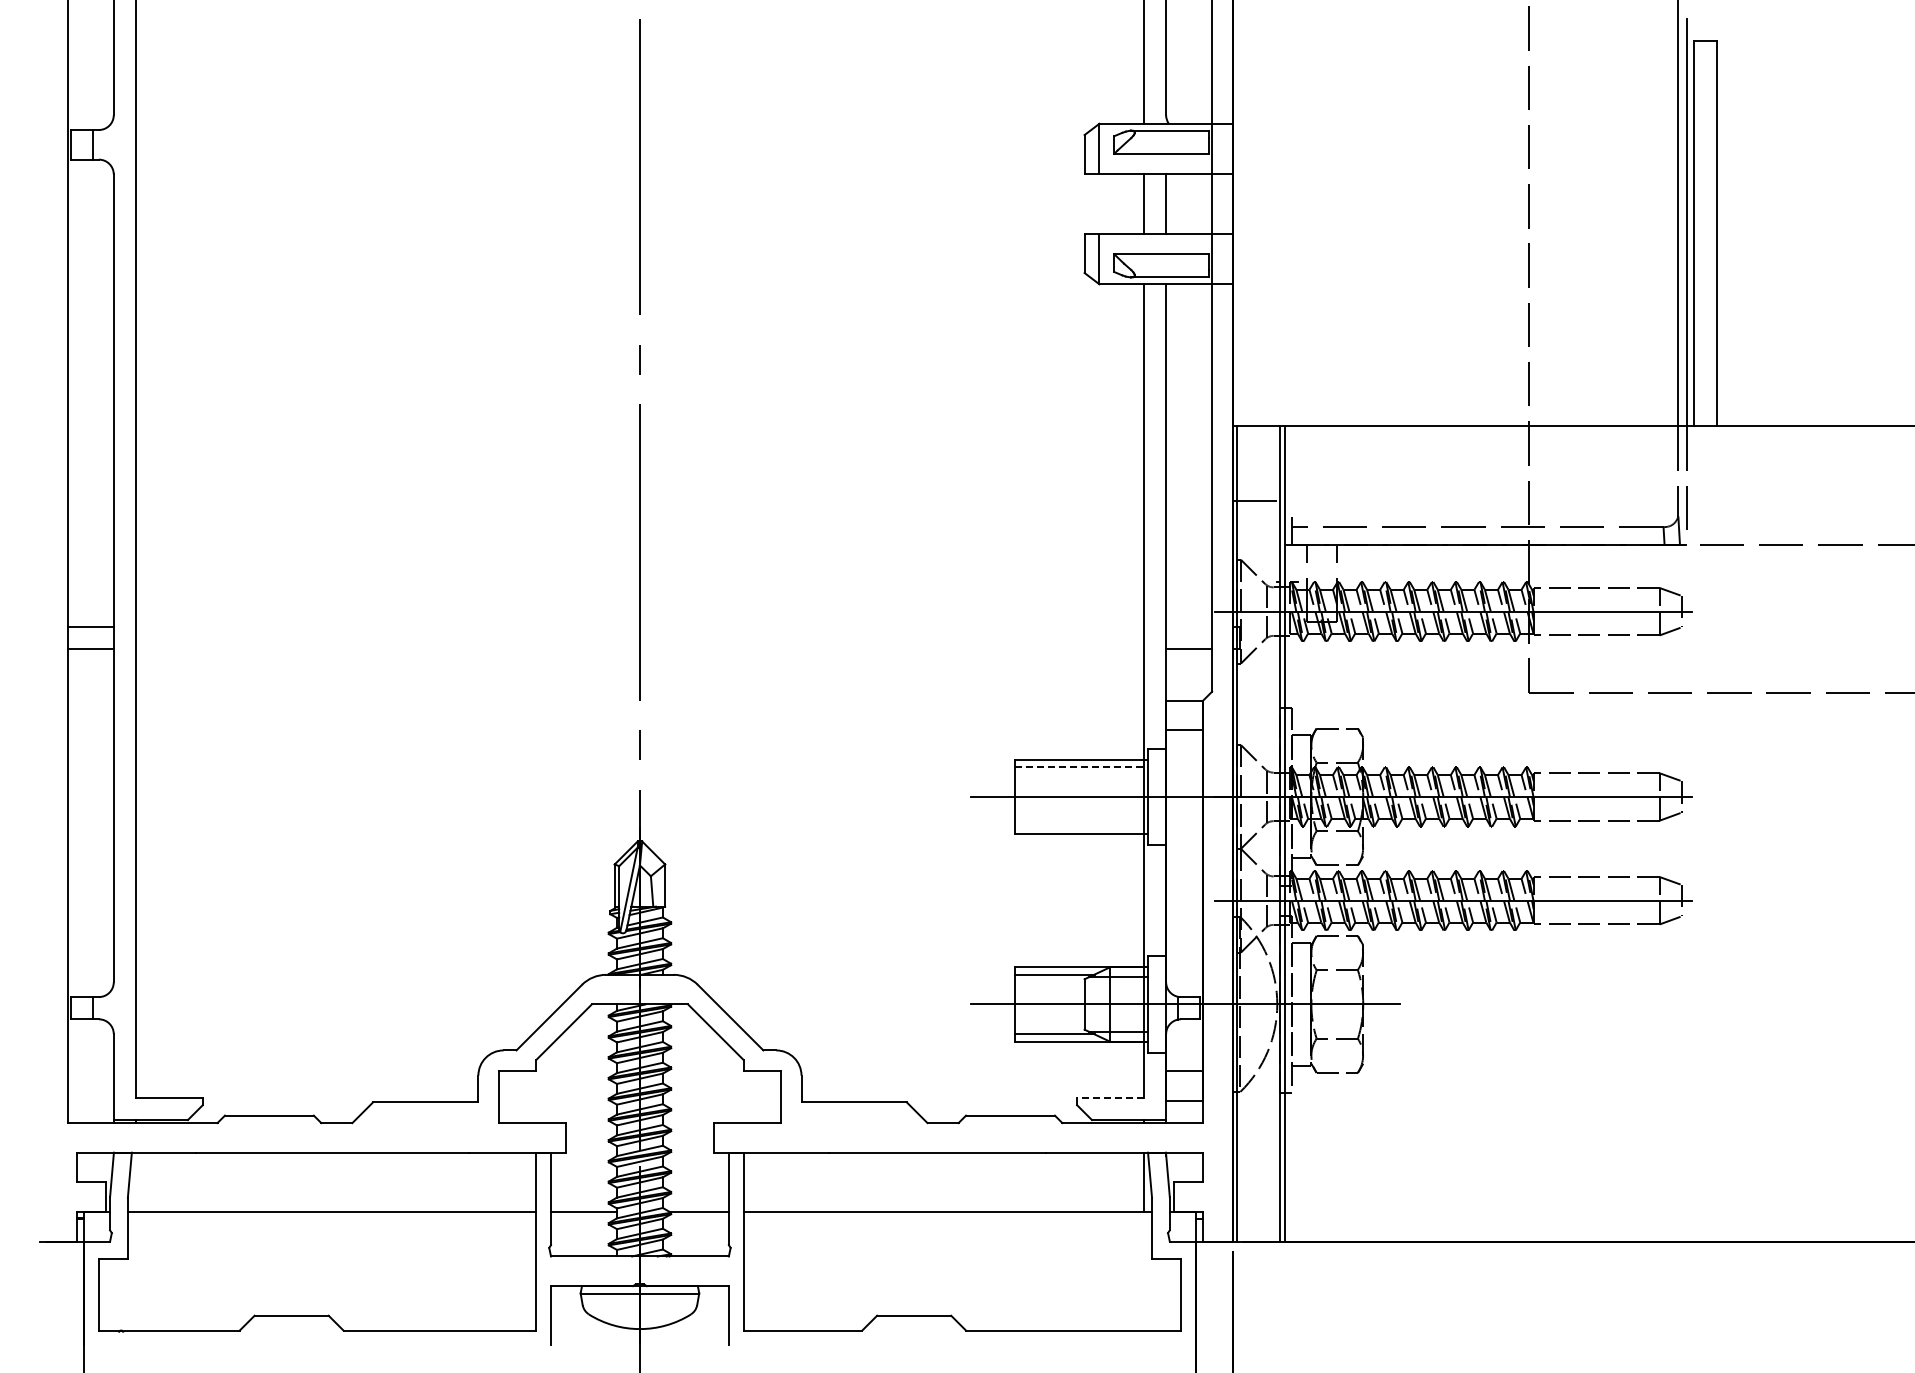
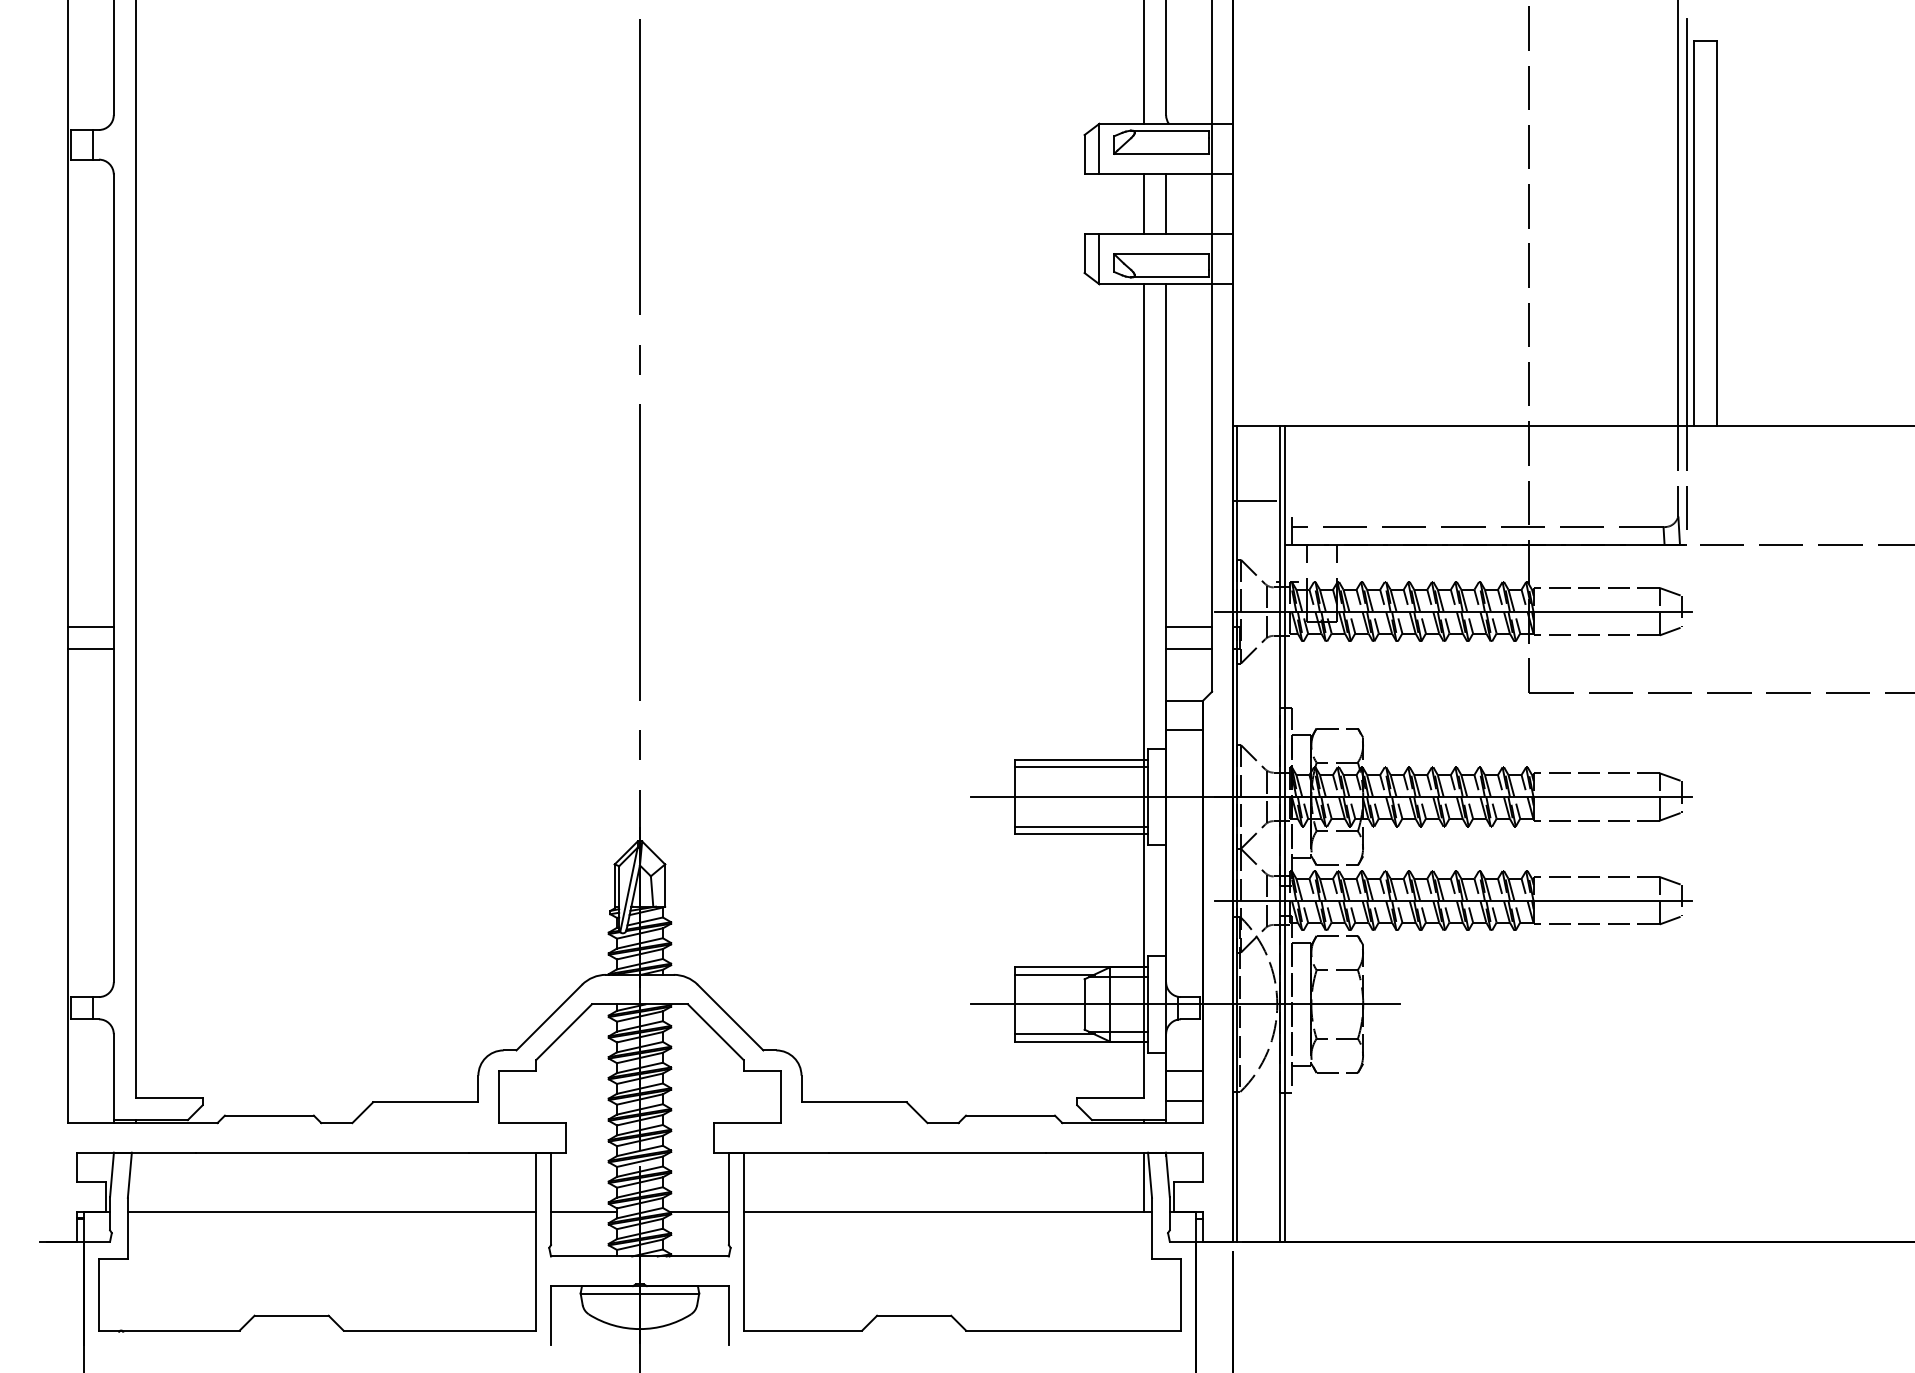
line: none -> present (1189, 626)
line: dashed -> solid (1081, 767)
line: none -> present (1081, 826)
line: dashed -> solid (1110, 1097)
